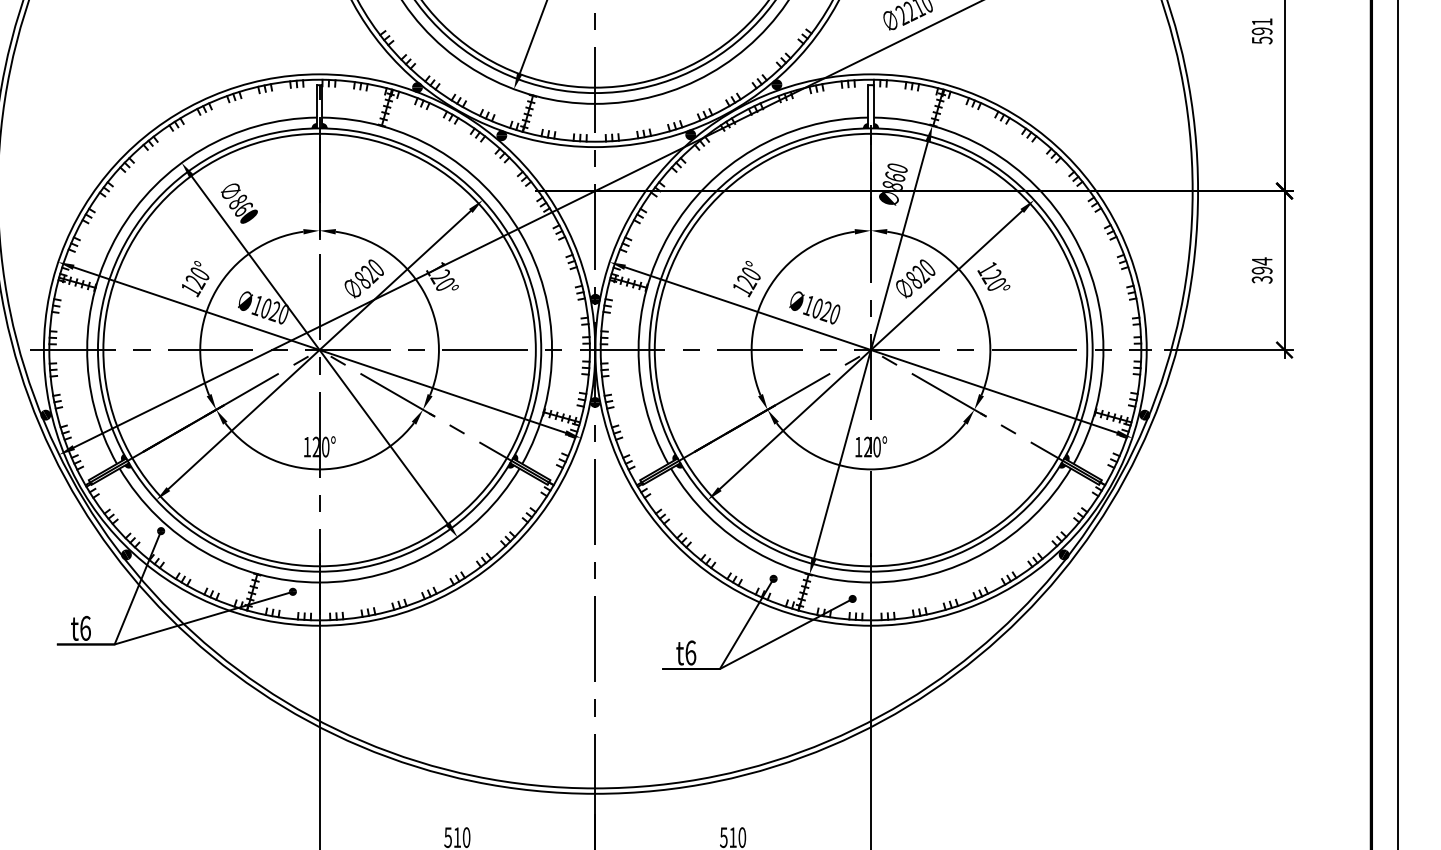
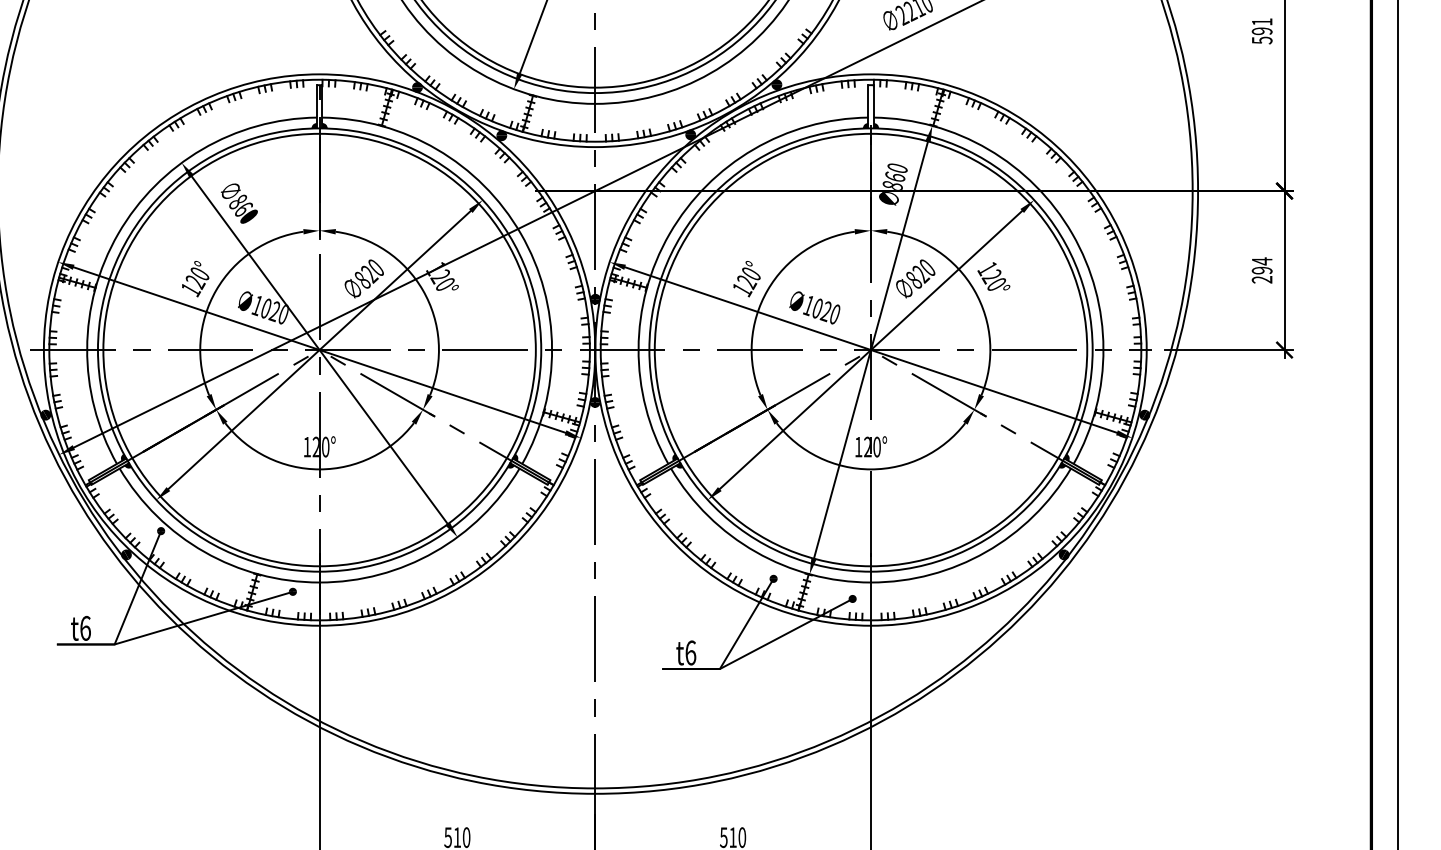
text: 394 -> 294 (1262, 279)
